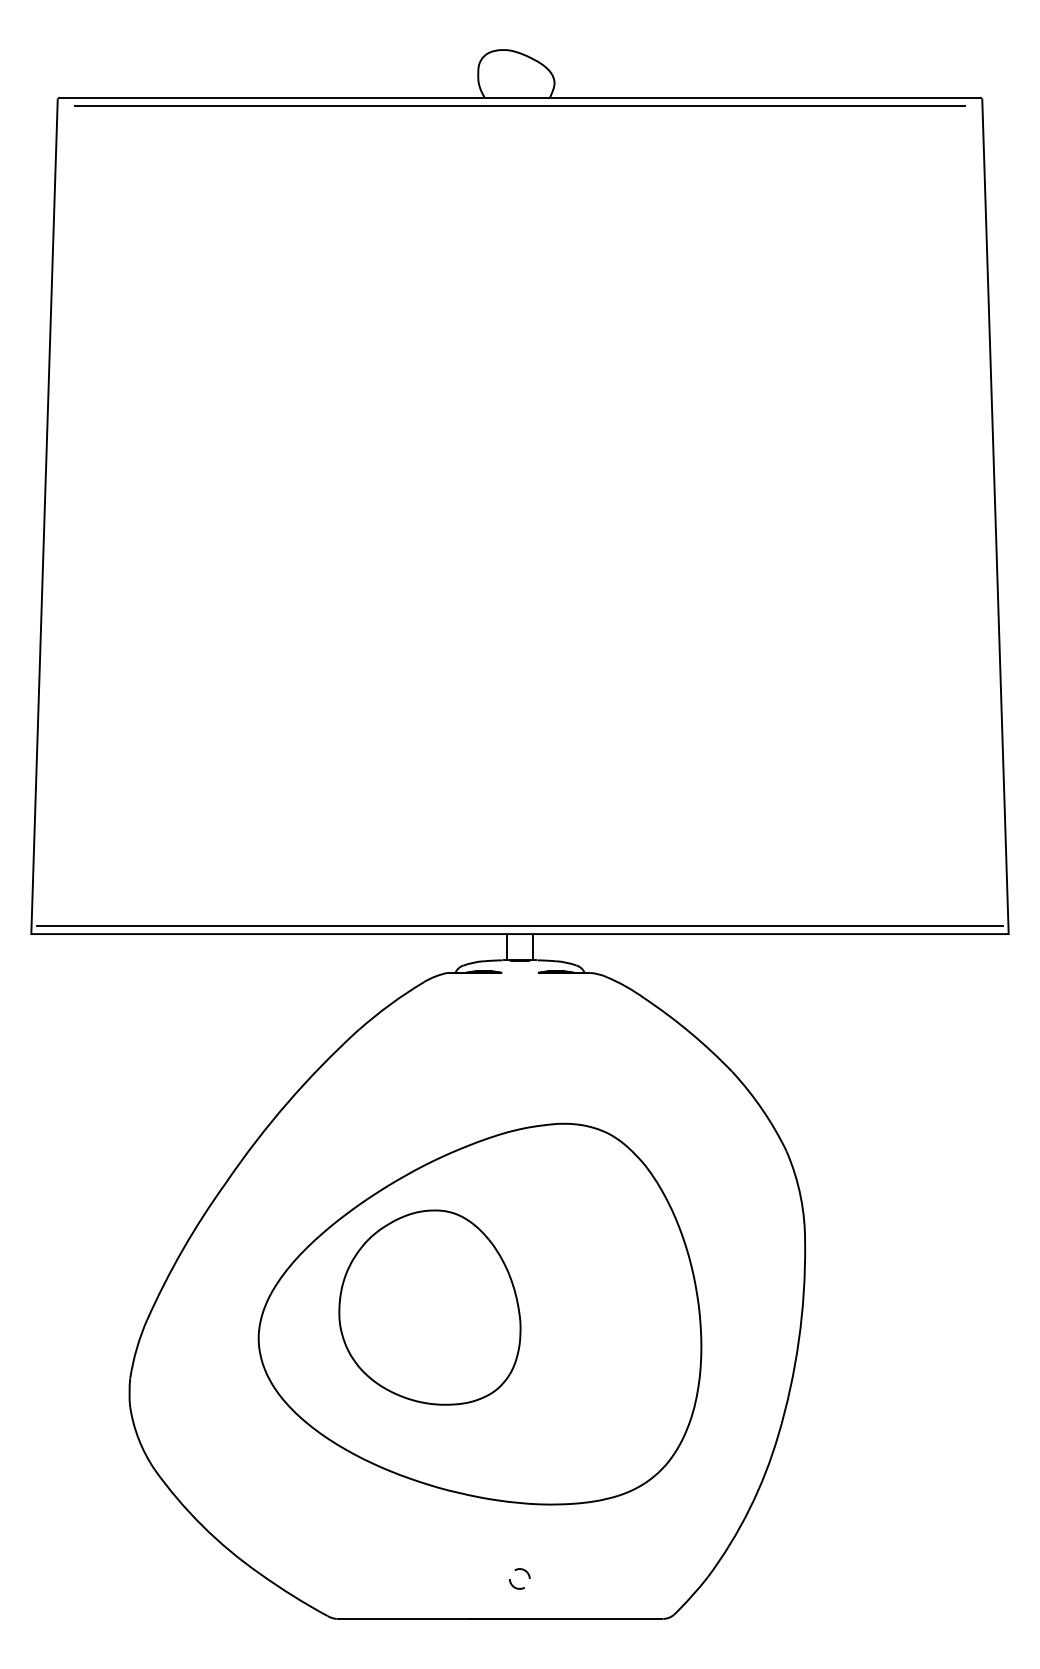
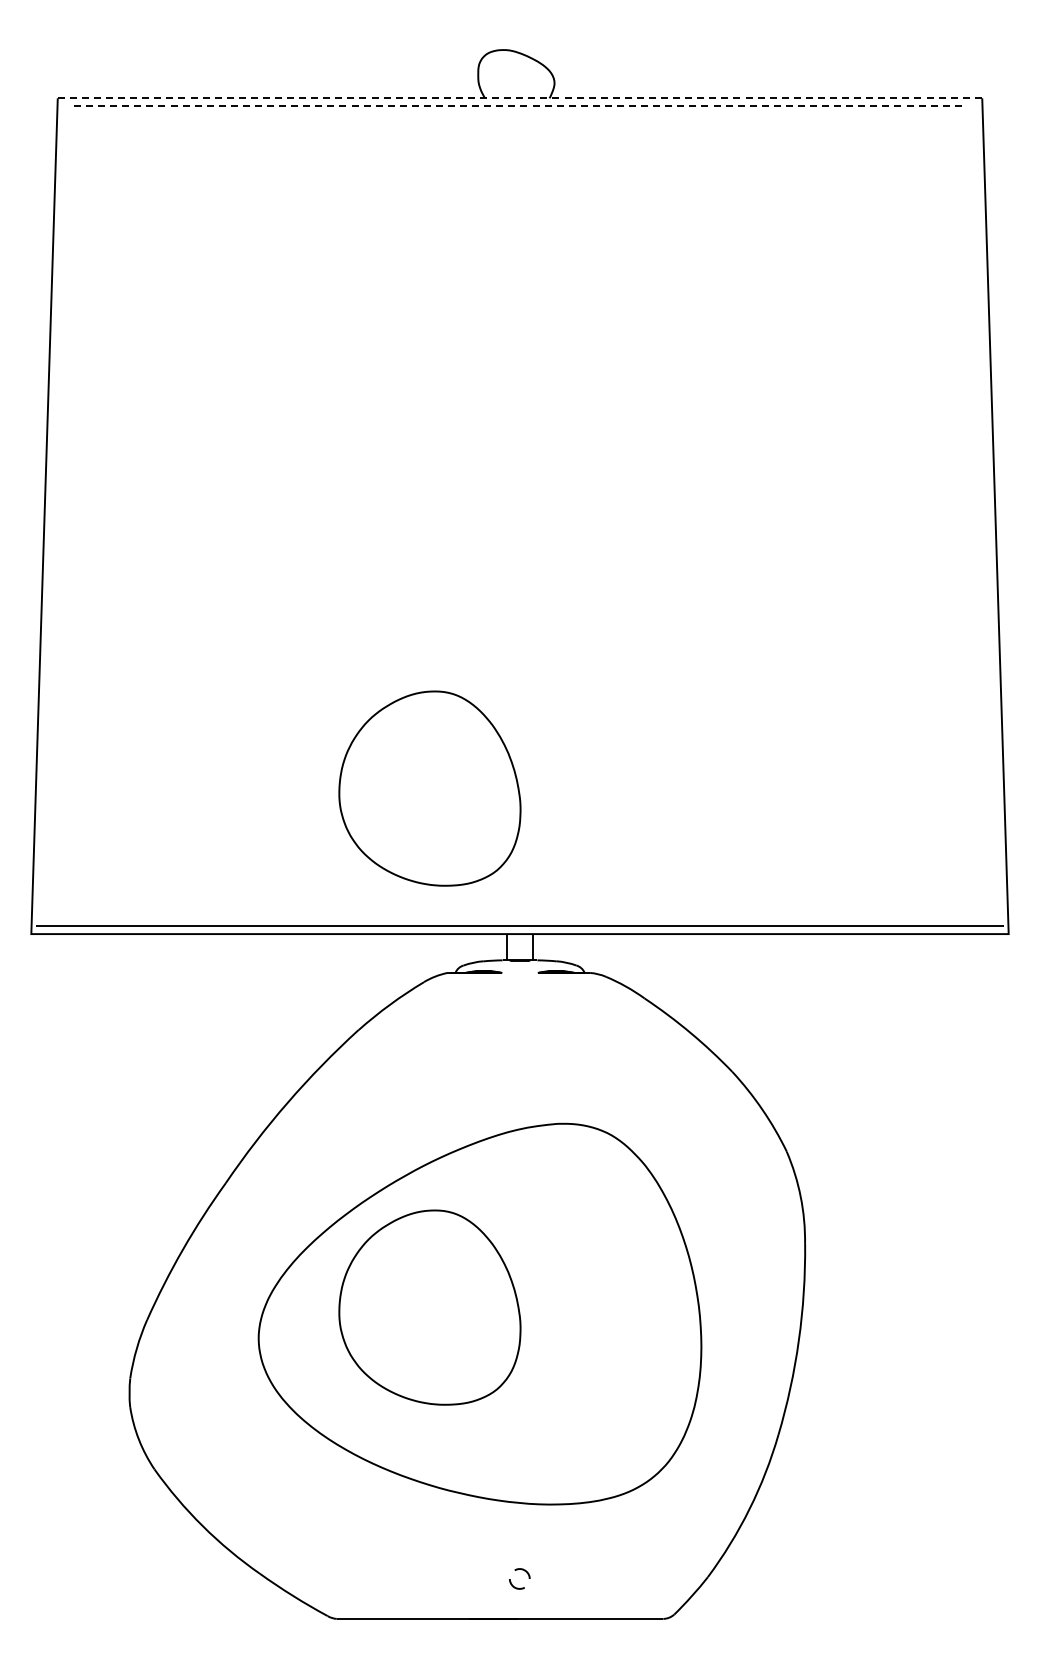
line: solid -> dashed (520, 98)
line: solid -> dashed (520, 106)
part: none -> present (429, 788)
